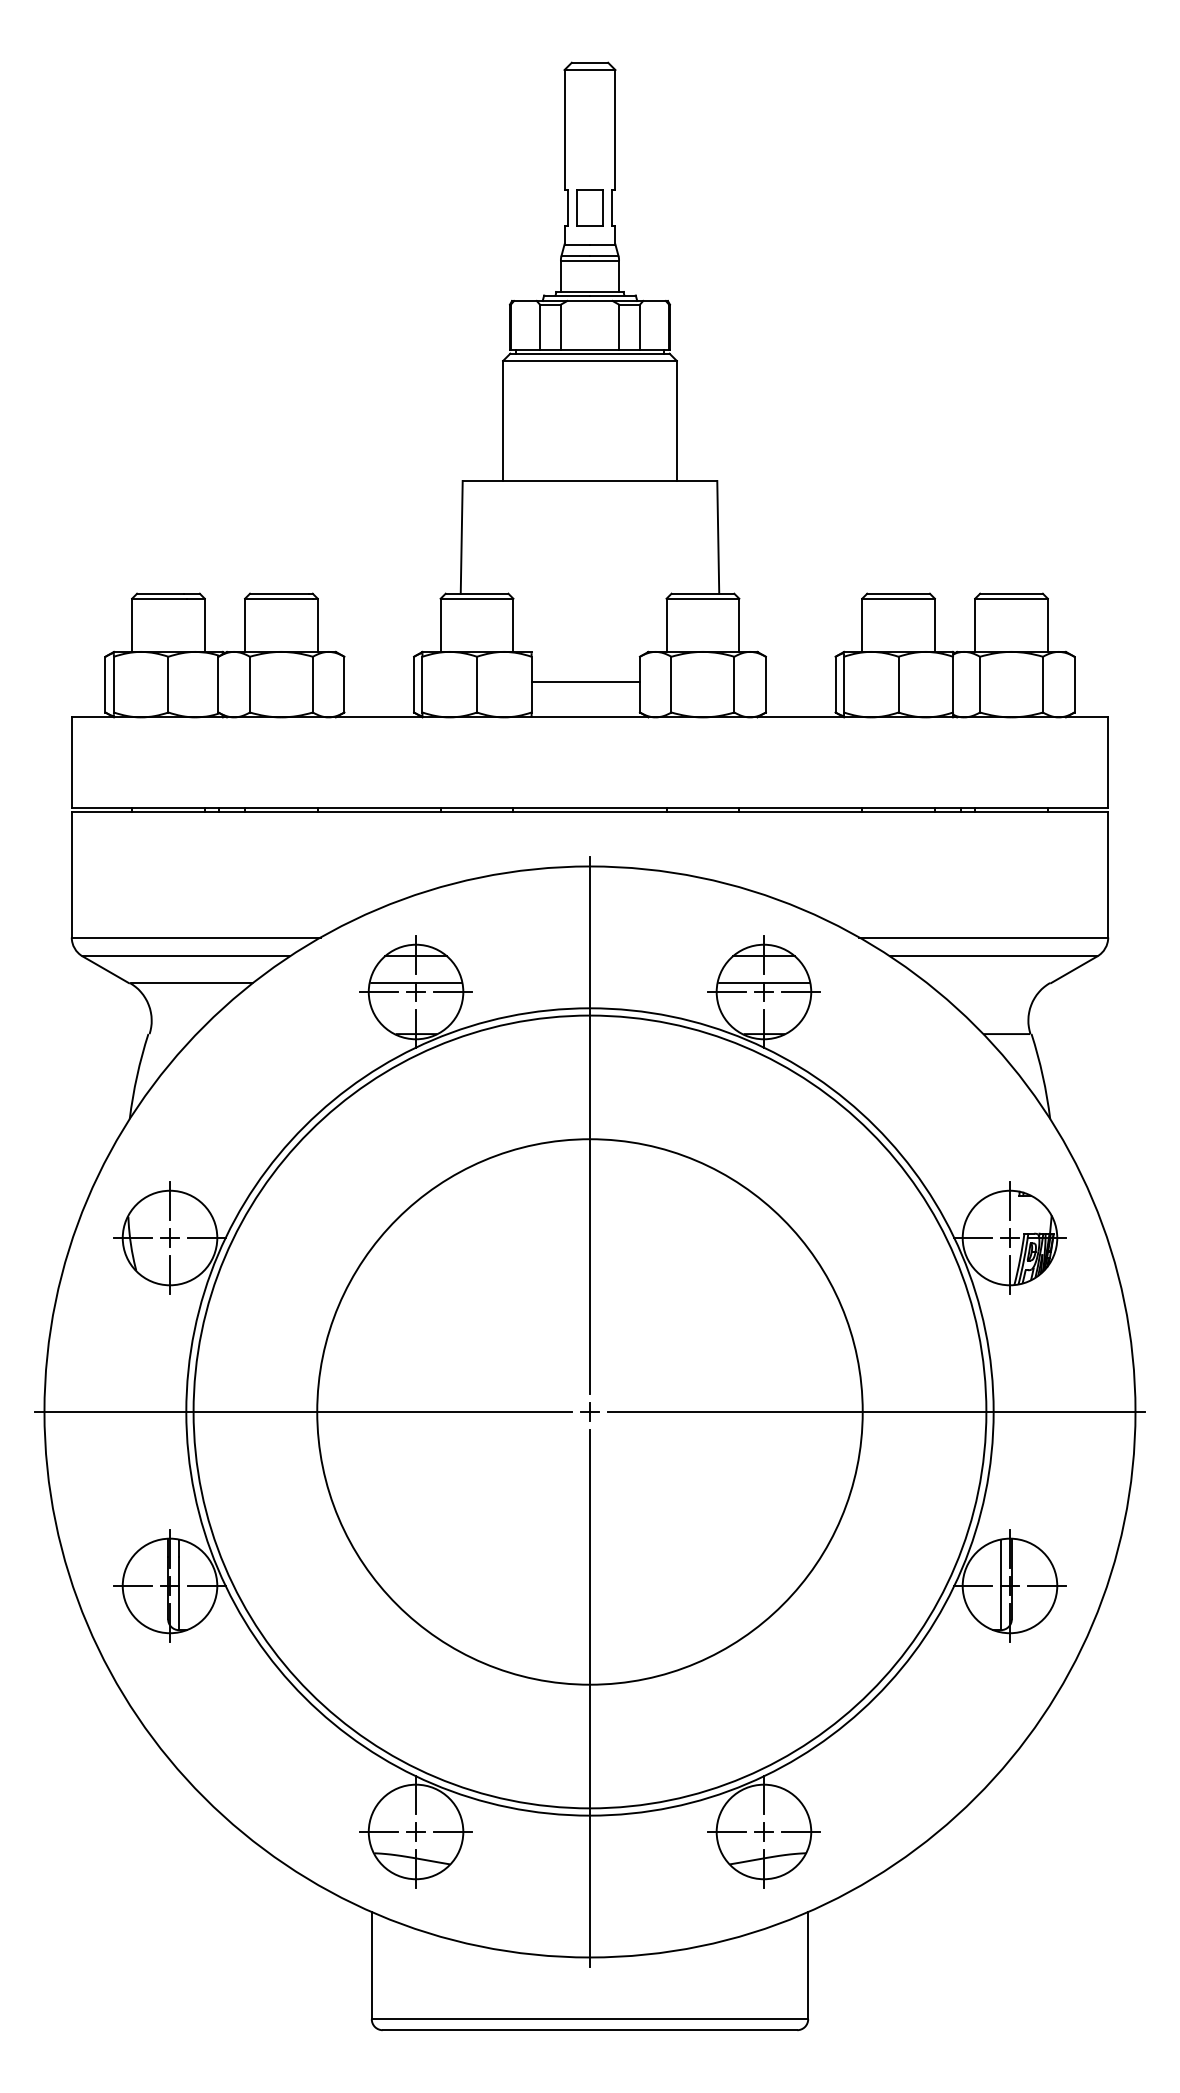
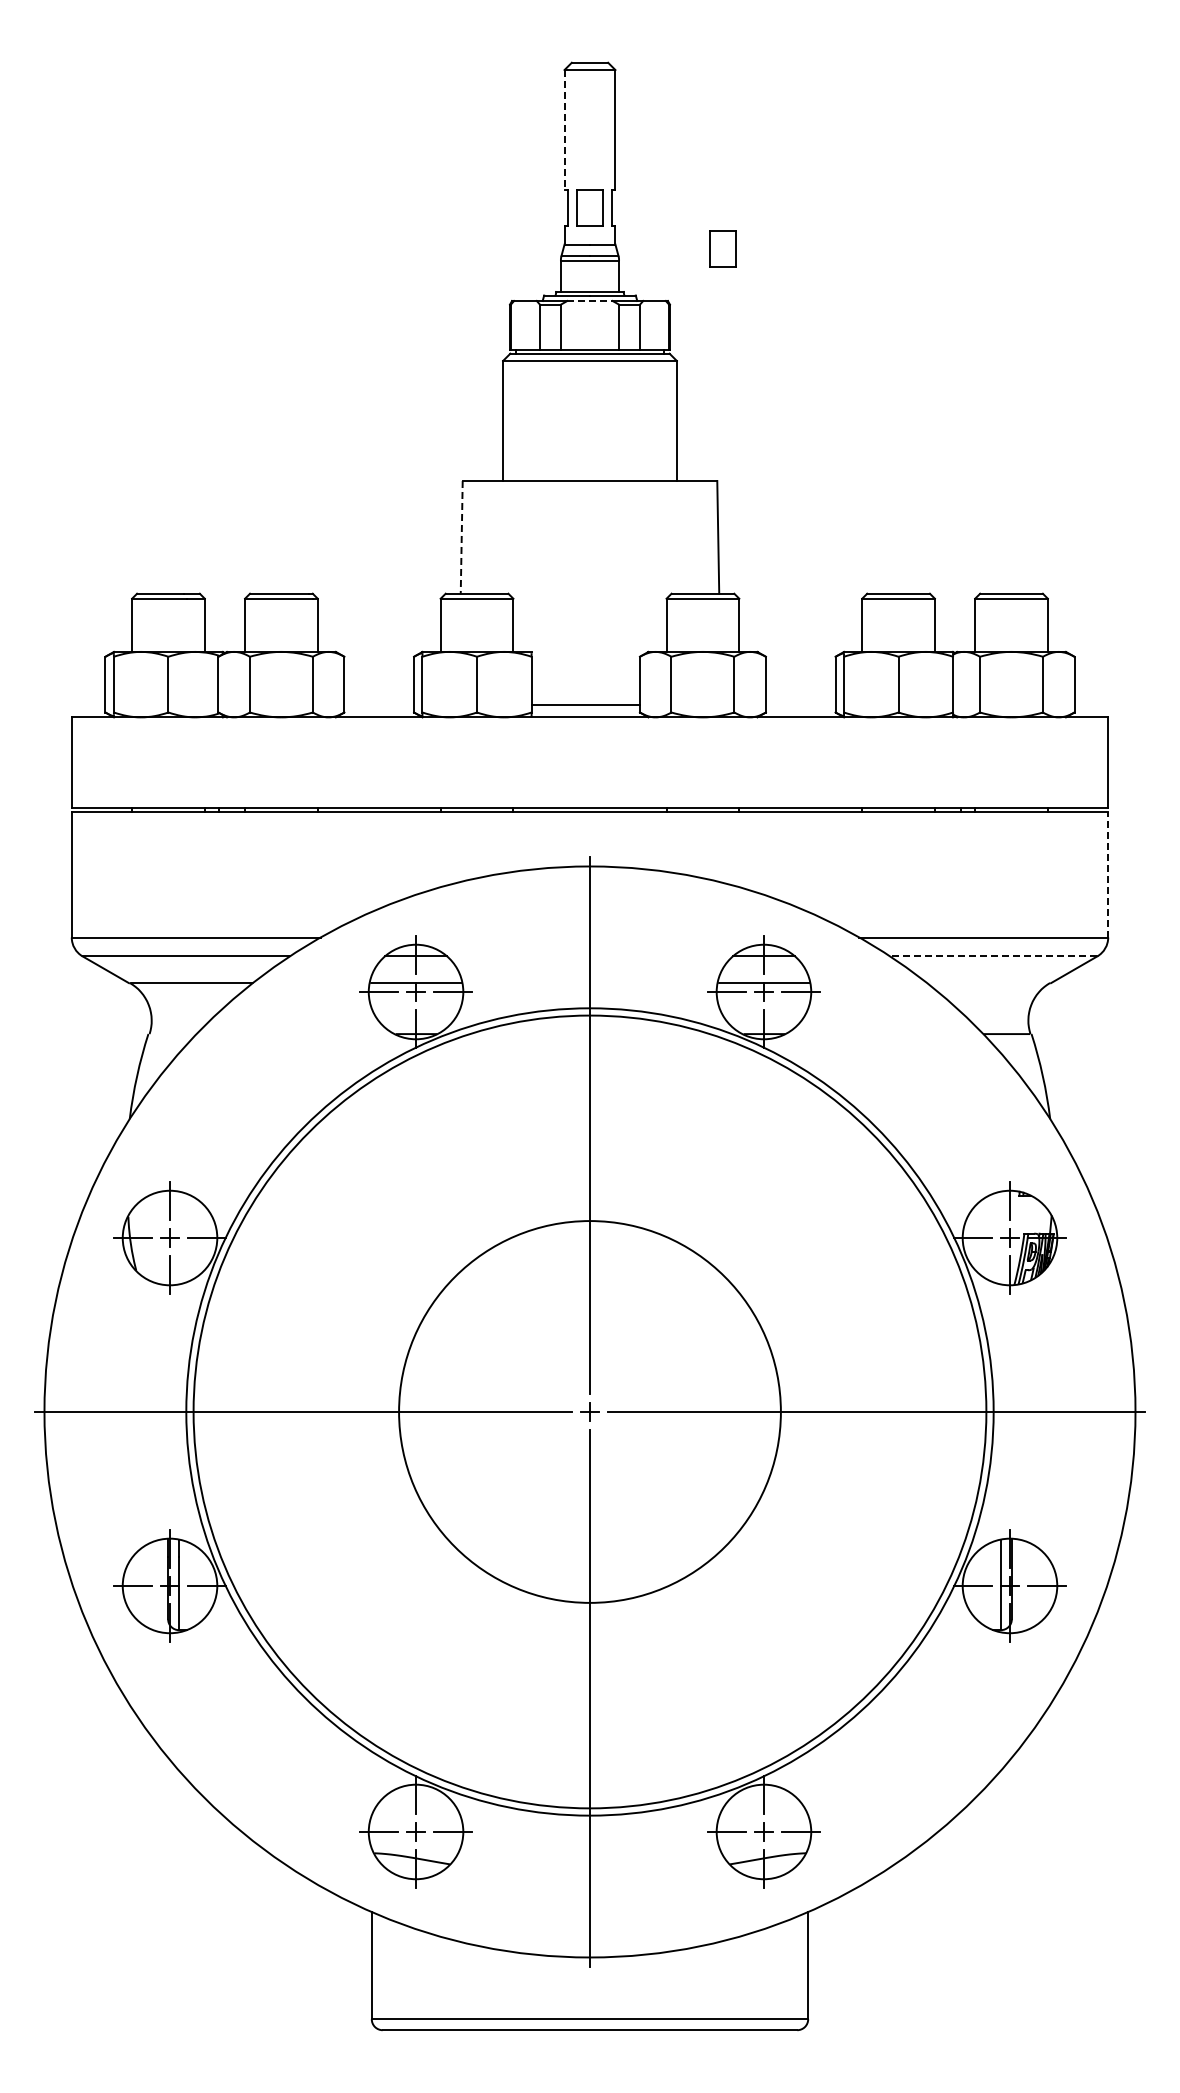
line: solid -> dashed (564, 130)
part: none -> present (722, 248)
line: solid -> dashed (589, 300)
line: solid -> dashed (461, 537)
line position: (585, 681) -> (585, 704) (585, 704)
line: solid -> dashed (1108, 874)
line: solid -> dashed (993, 956)
circle diameter: 545 px -> 382 px (589, 1411)
